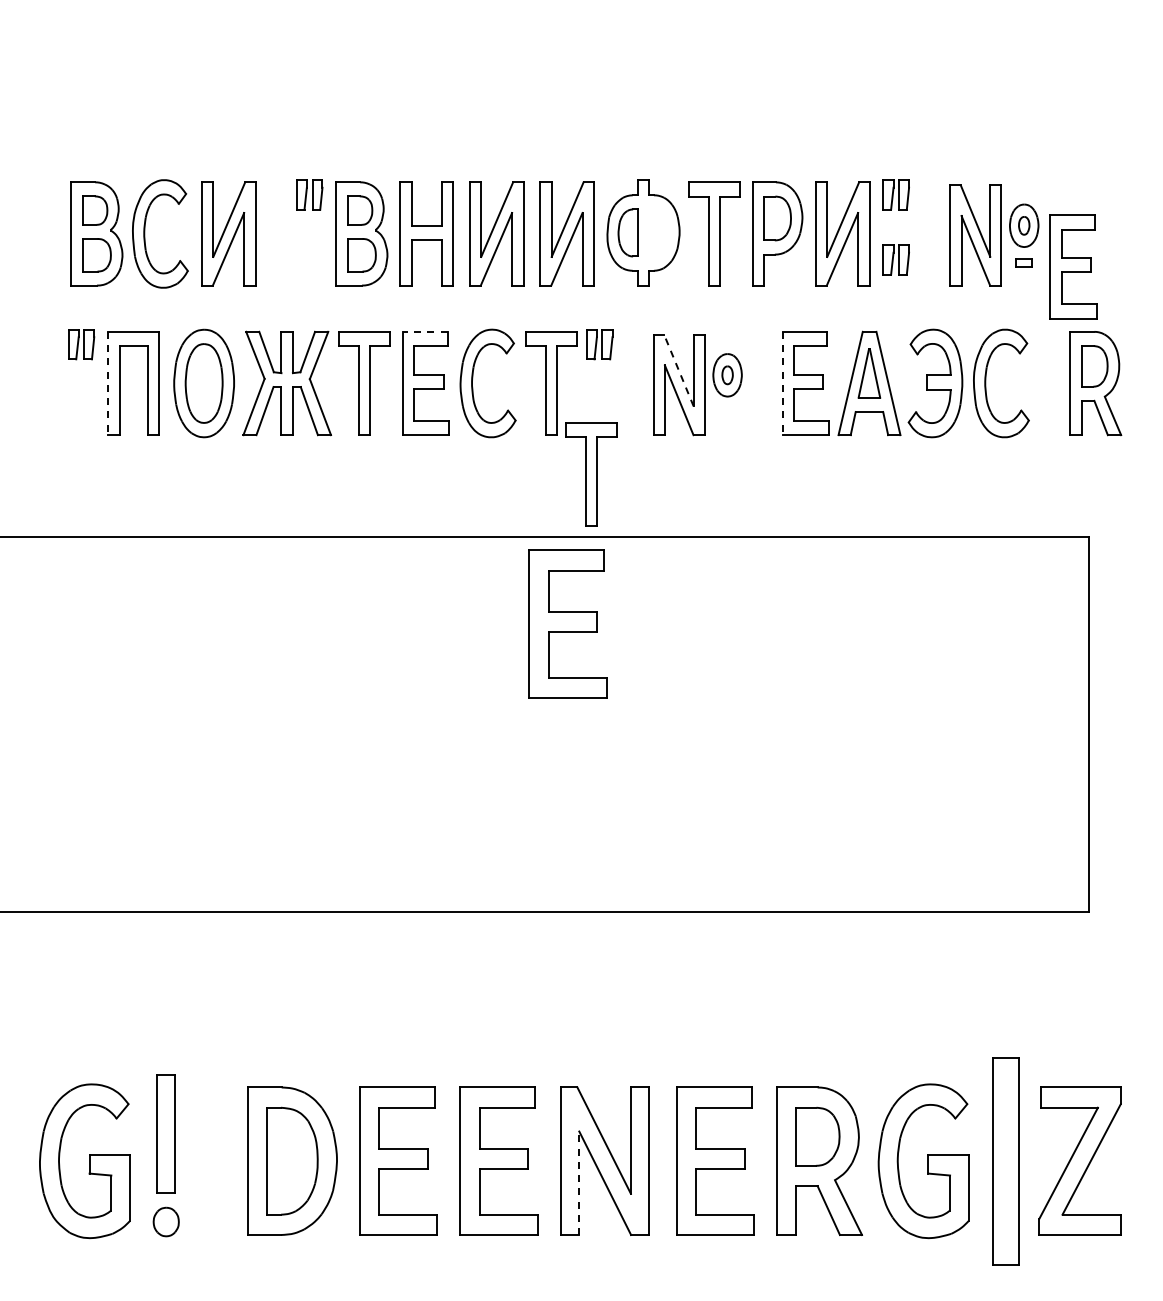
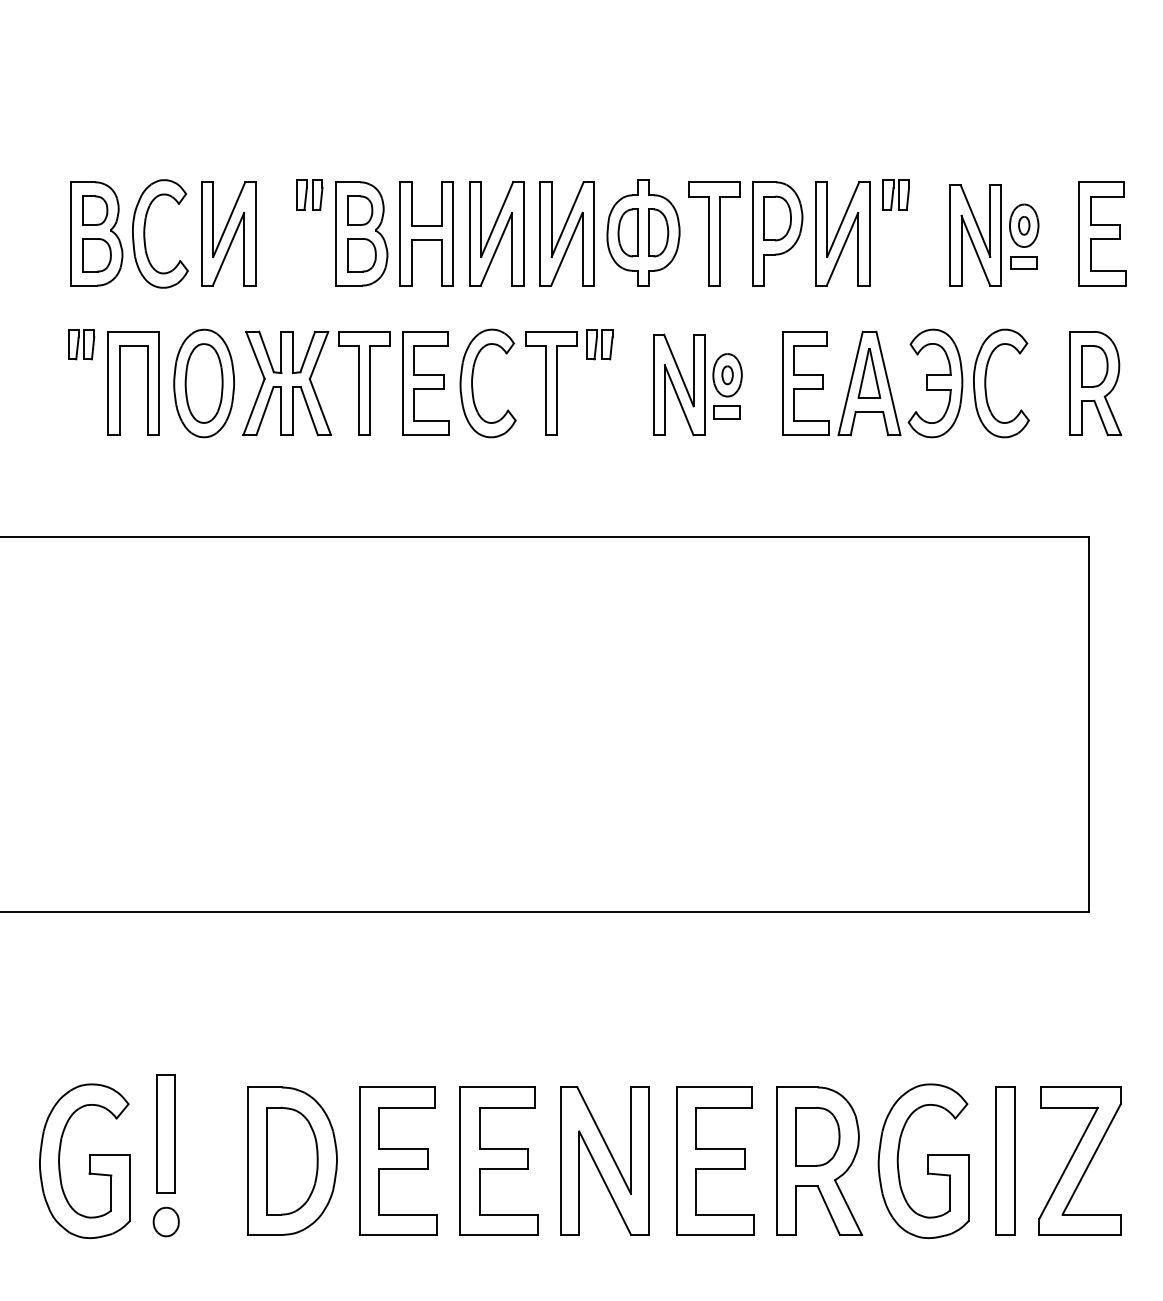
part: none -> present (658, 232)
part: present -> none (895, 259)
part size: 18x10 px -> 28x14 px (1023, 262)
part position: (1073, 266) -> (1102, 233) (1102, 233)
line: dashed -> solid (424, 331)
line: dashed -> solid (678, 370)
line: dashed -> solid (108, 383)
line: dashed -> solid (782, 383)
part: none -> present (726, 412)
part: present -> none (591, 474)
part: present -> none (567, 623)
part size: 28x209 px -> 21x150 px (1005, 1160)
line: dashed -> solid (579, 1183)
